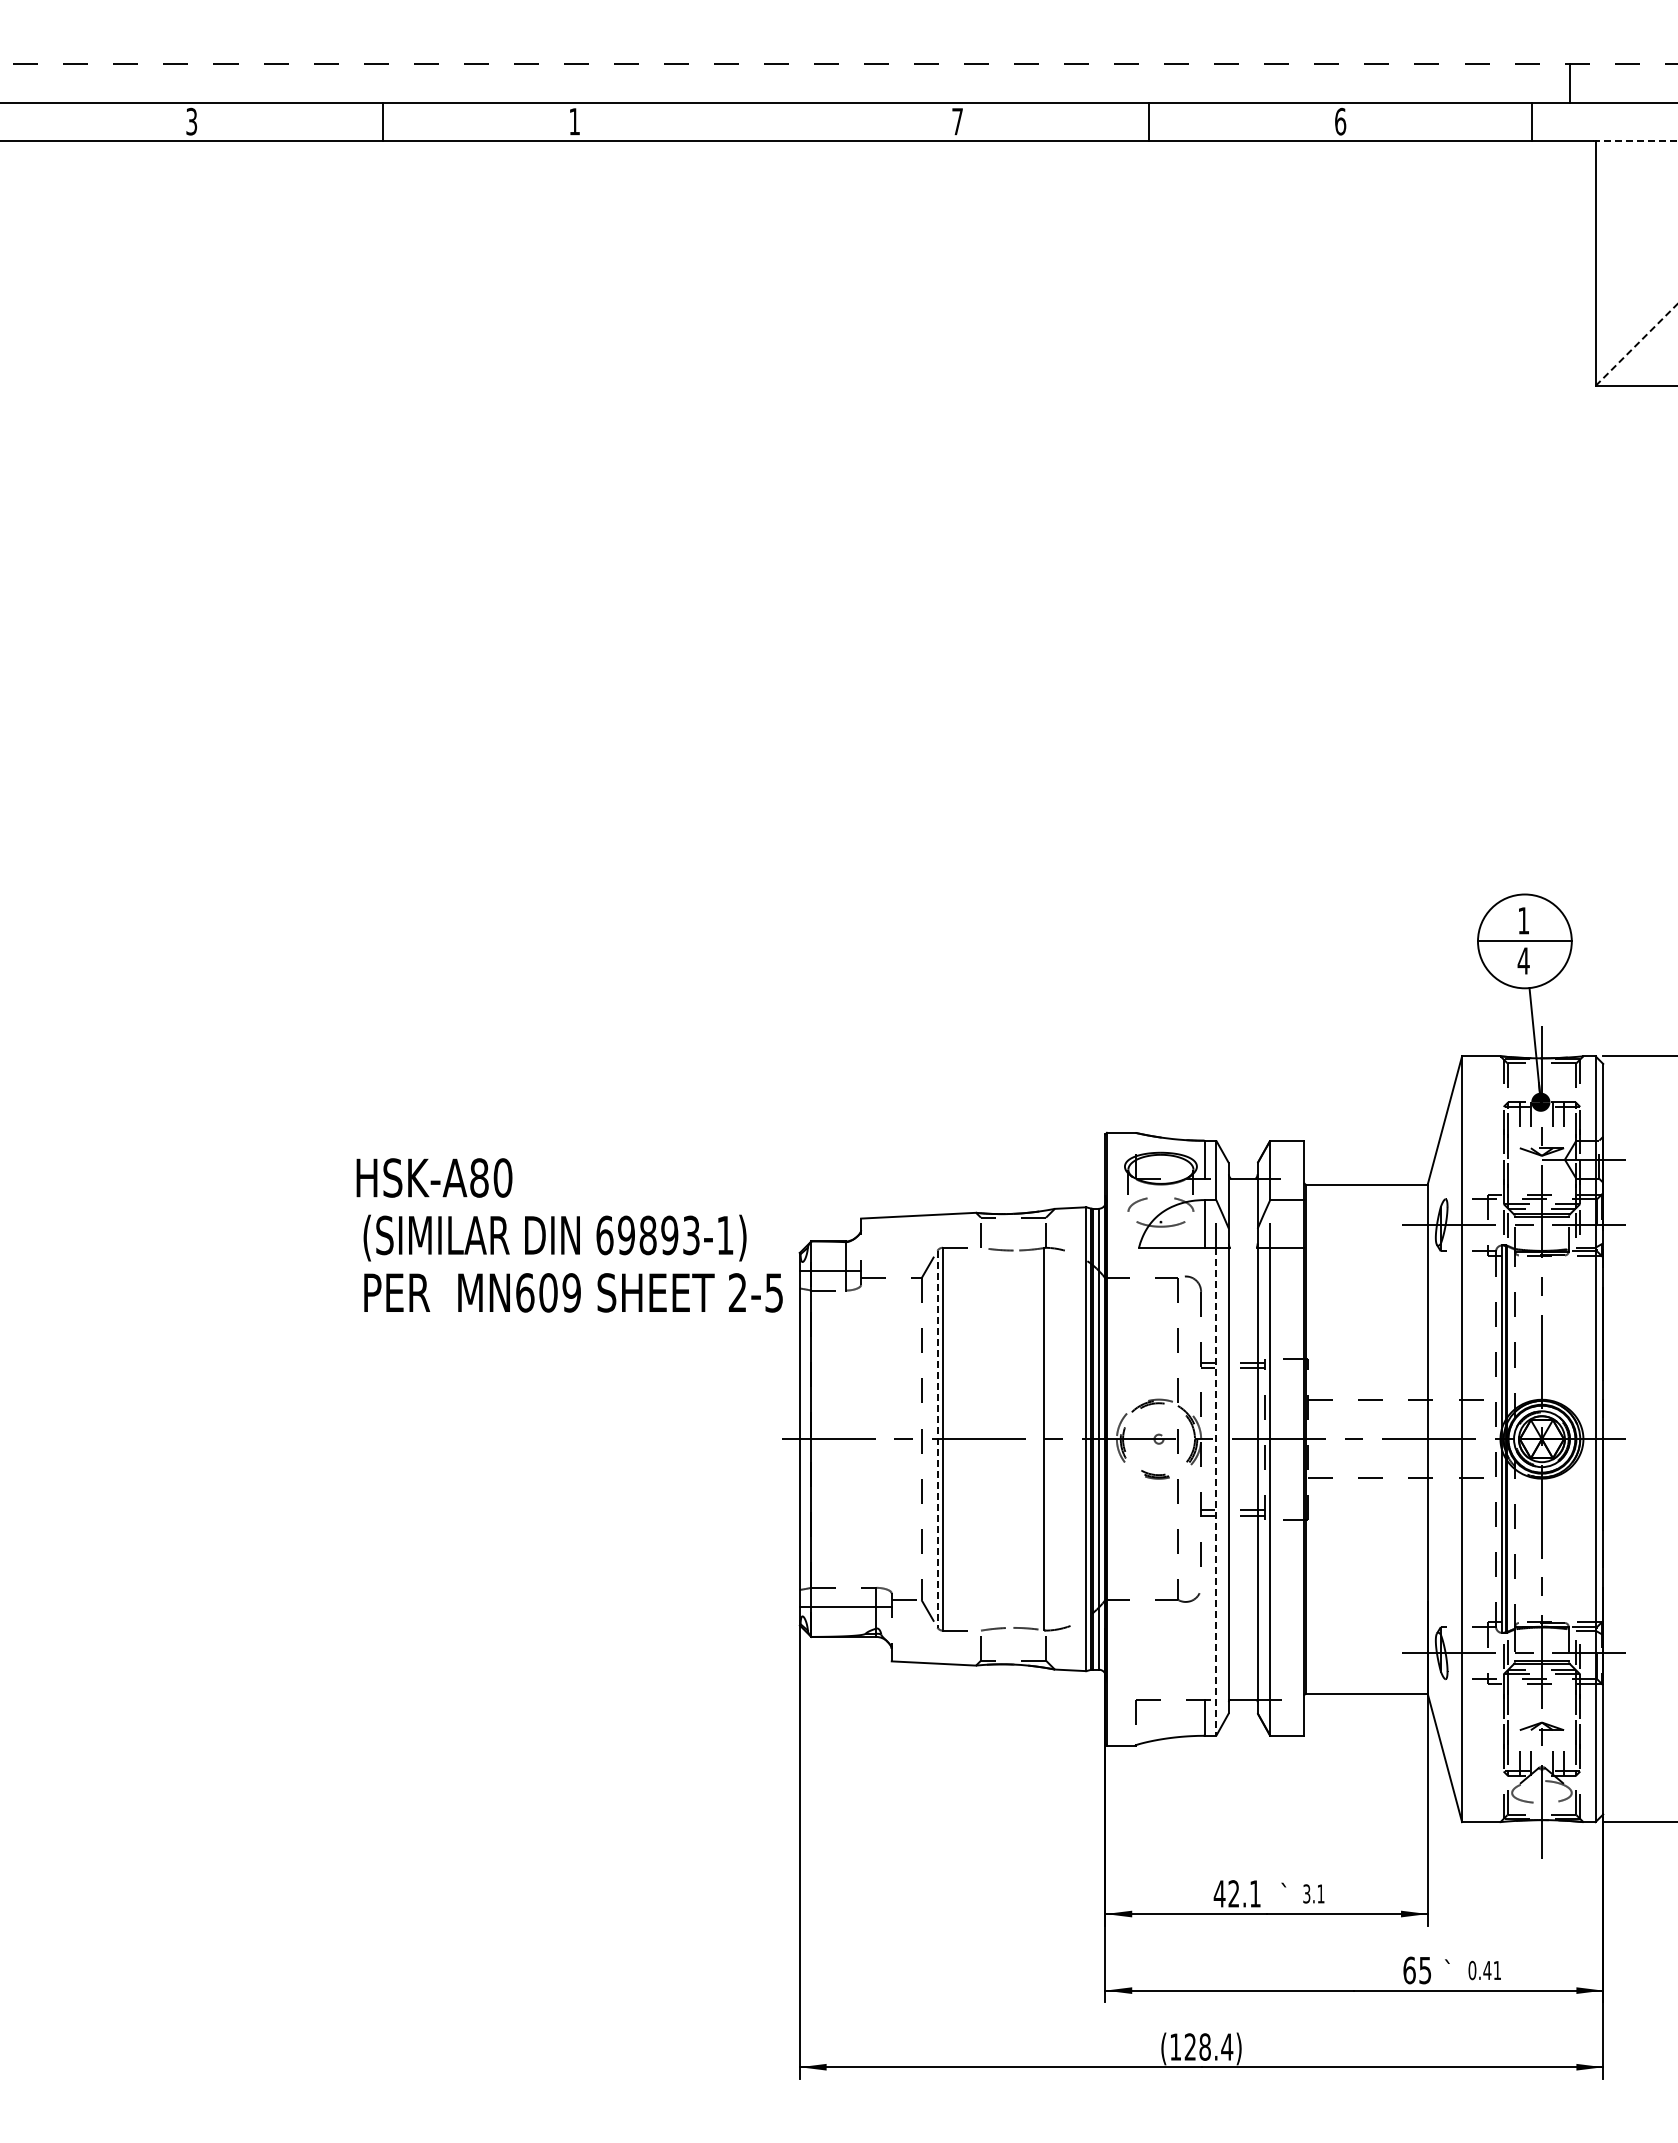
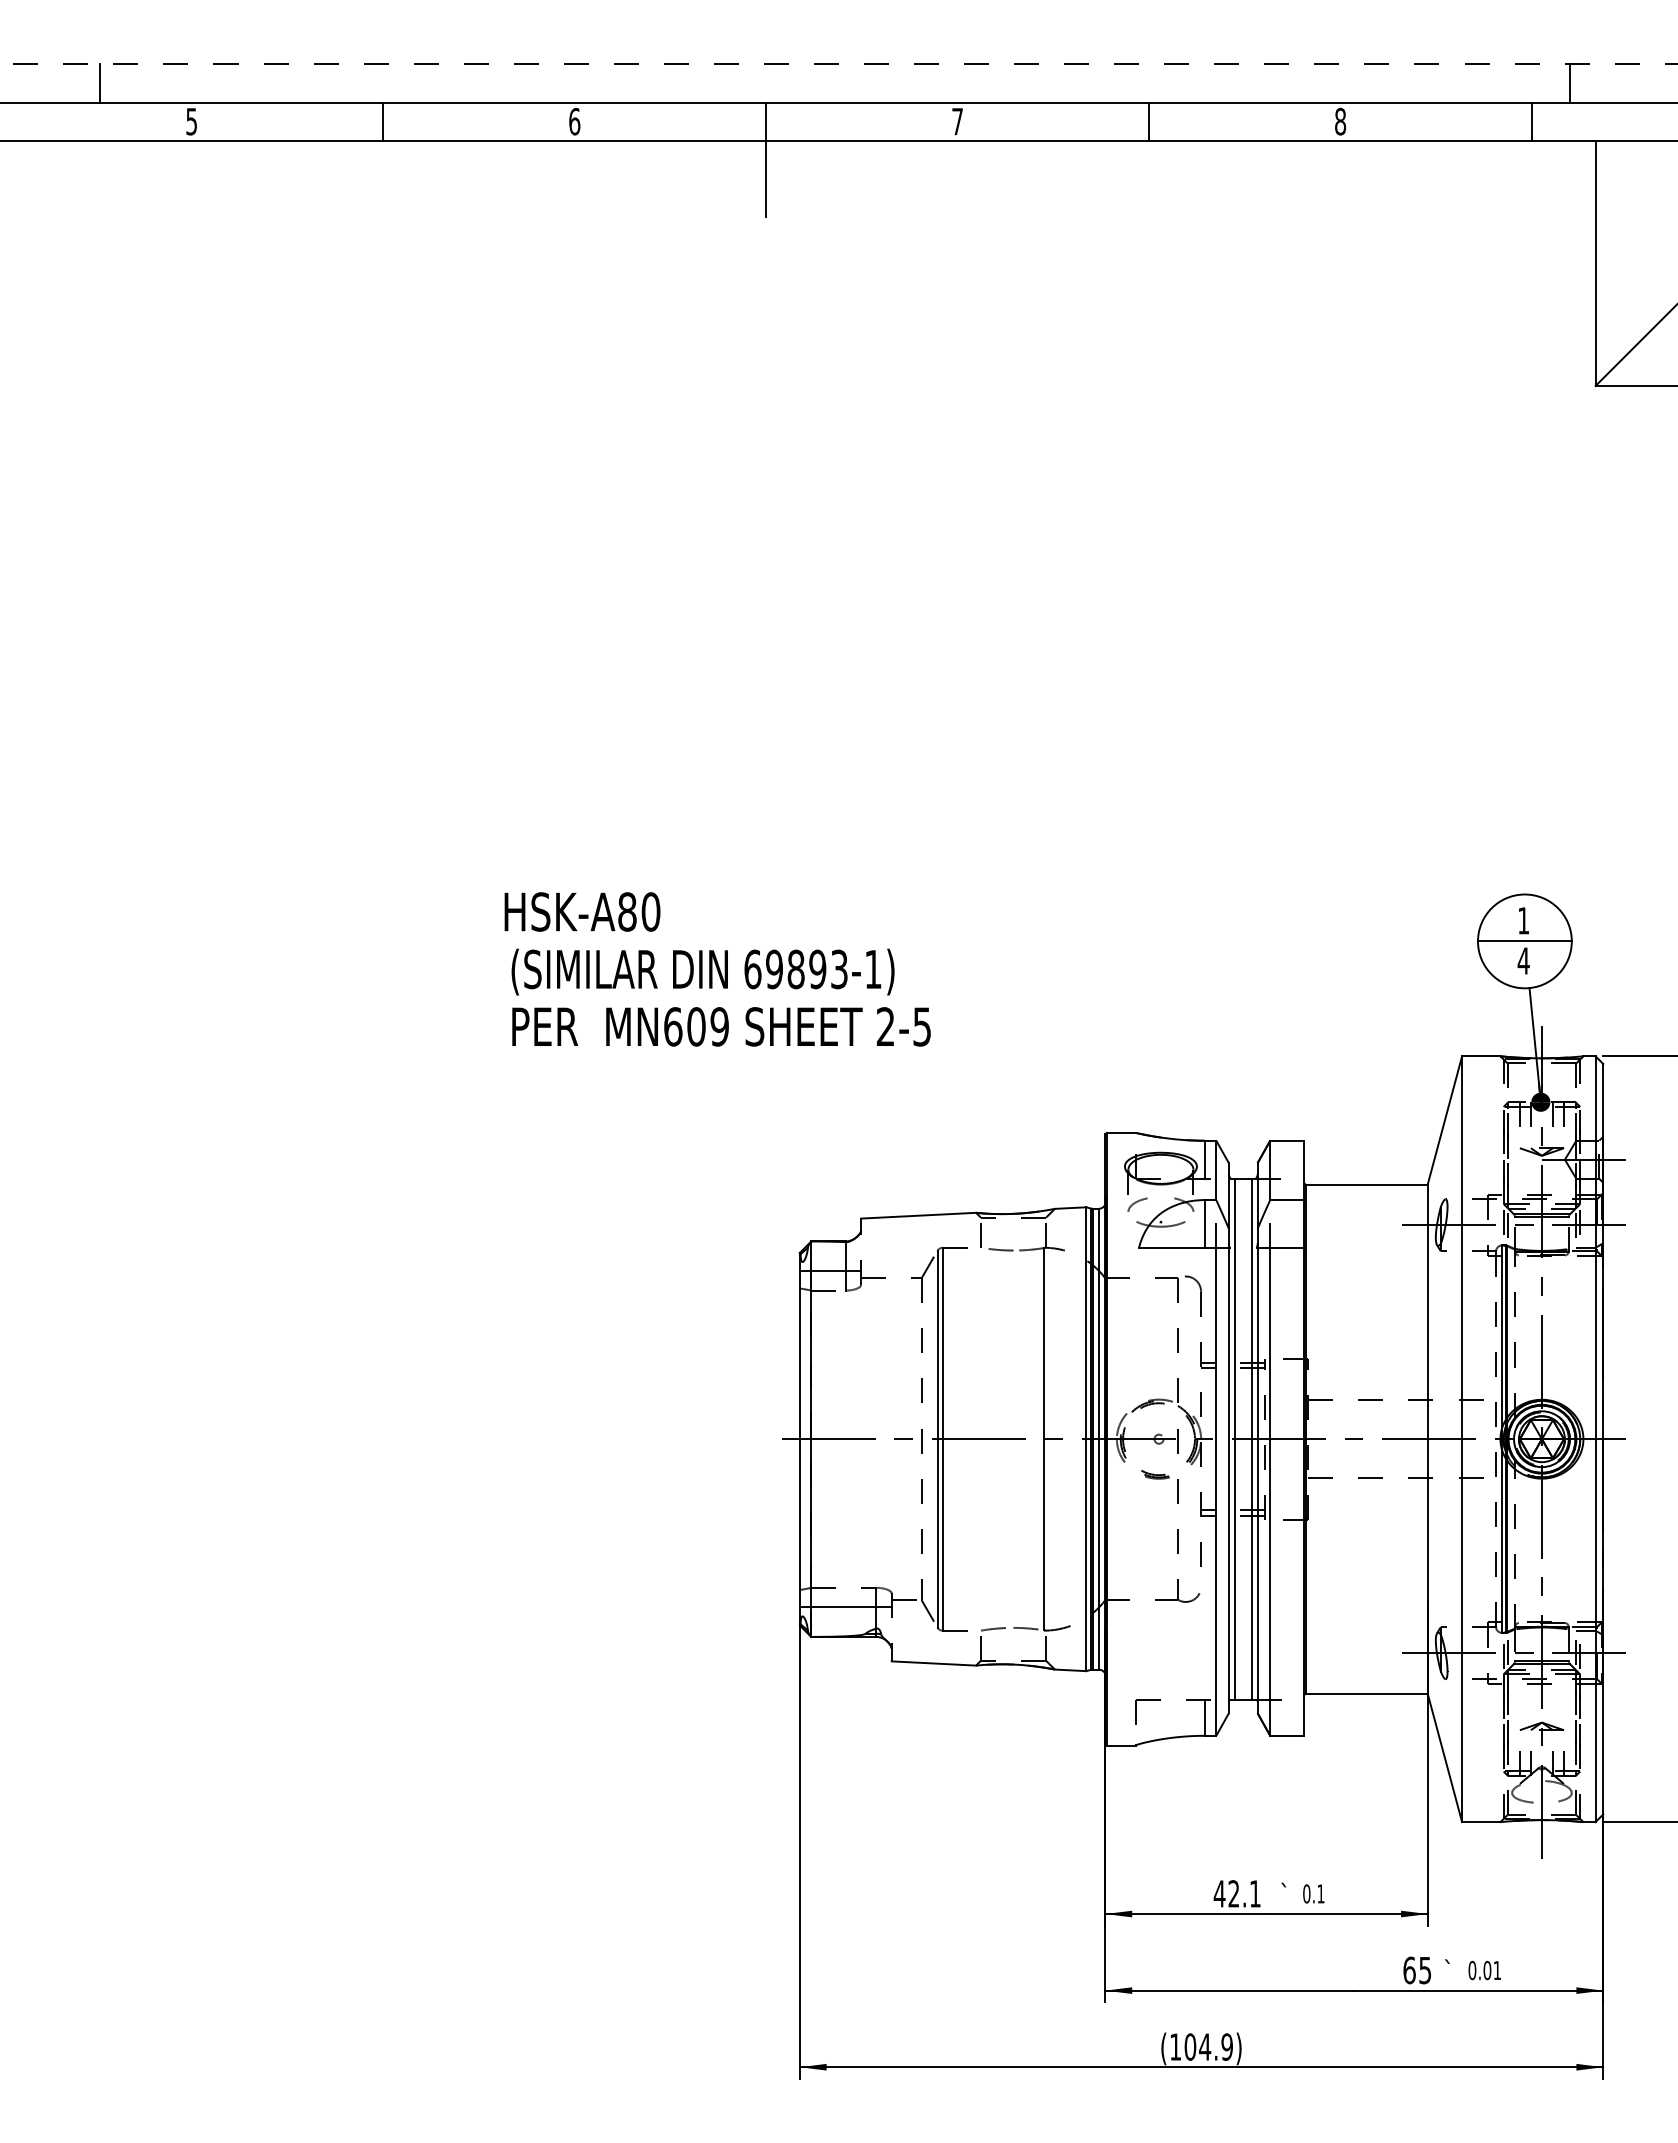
line: none -> present (99, 83)
text: 3 -> 5 (192, 120)
text: 1 -> 6 (574, 121)
text: 6 -> 8 (1340, 121)
line: dashed -> solid (1634, 140)
line: none -> present (766, 159)
line: dashed -> solid (1636, 344)
text position: (569, 1235) -> (717, 969) (717, 969)
line: none -> present (1234, 1438)
line: none -> present (1251, 1438)
line: dashed -> solid (937, 1439)
line: dashed -> solid (1216, 1492)
text: 3.1 -> 0.1 (1306, 1893)
text: 0.41 -> 0.01 (1487, 1970)
text: (128.4) -> (104.9) (1208, 2046)
